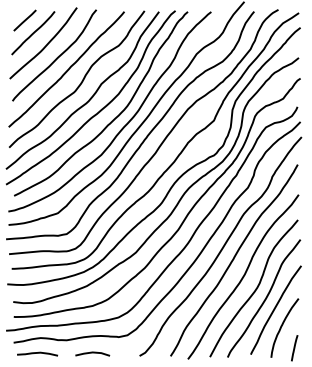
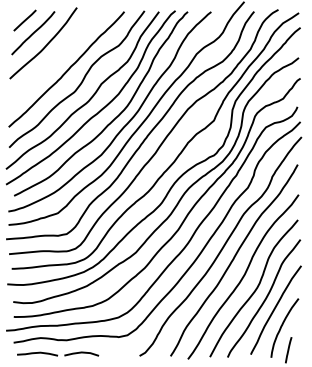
curve: present -> none (56, 57)
line position: (294, 348) -> (288, 350) (288, 350)
line position: (92, 353) -> (81, 353) (81, 353)
